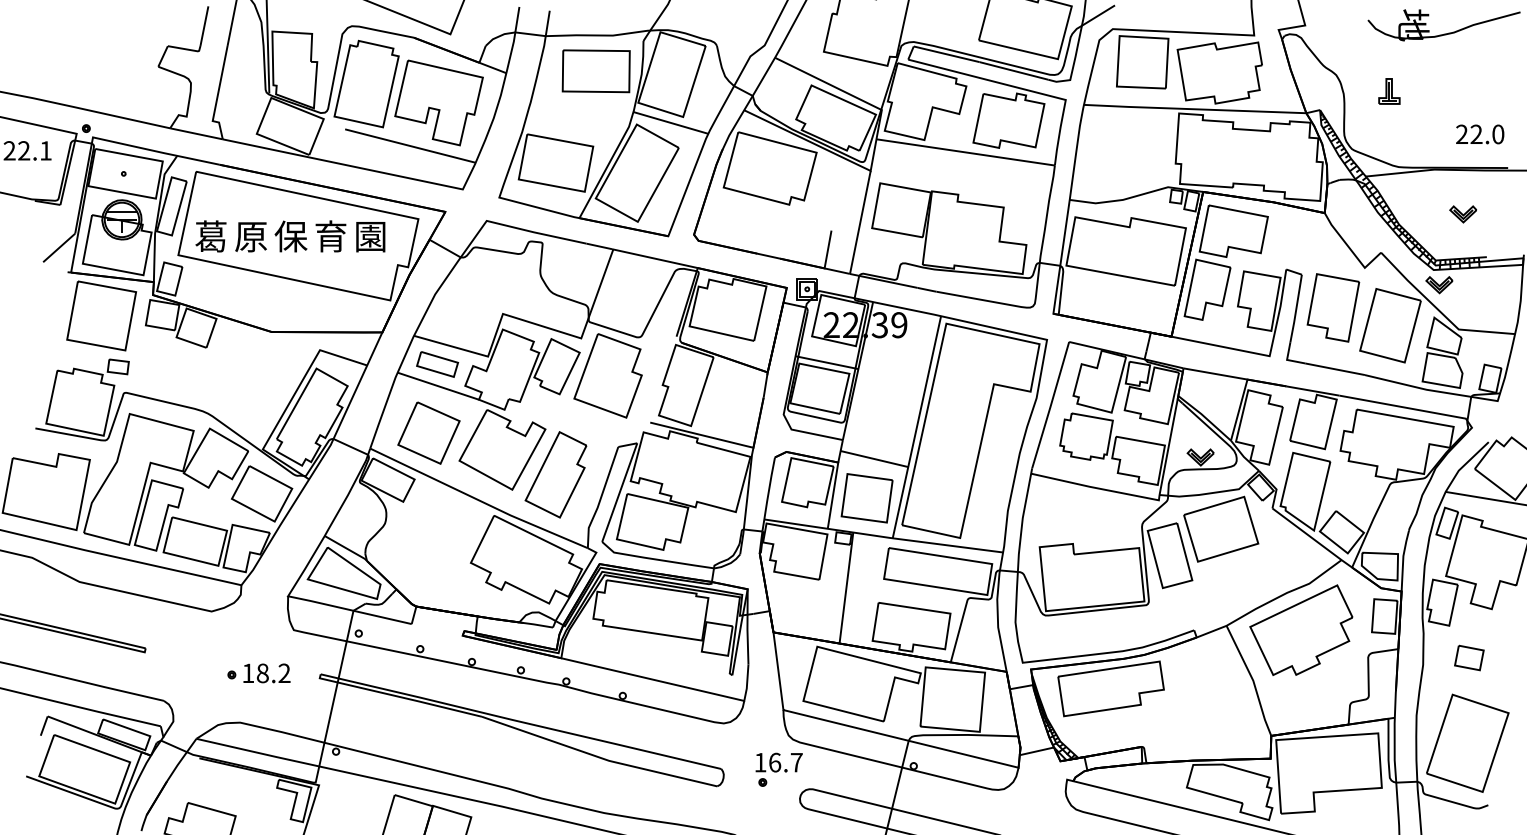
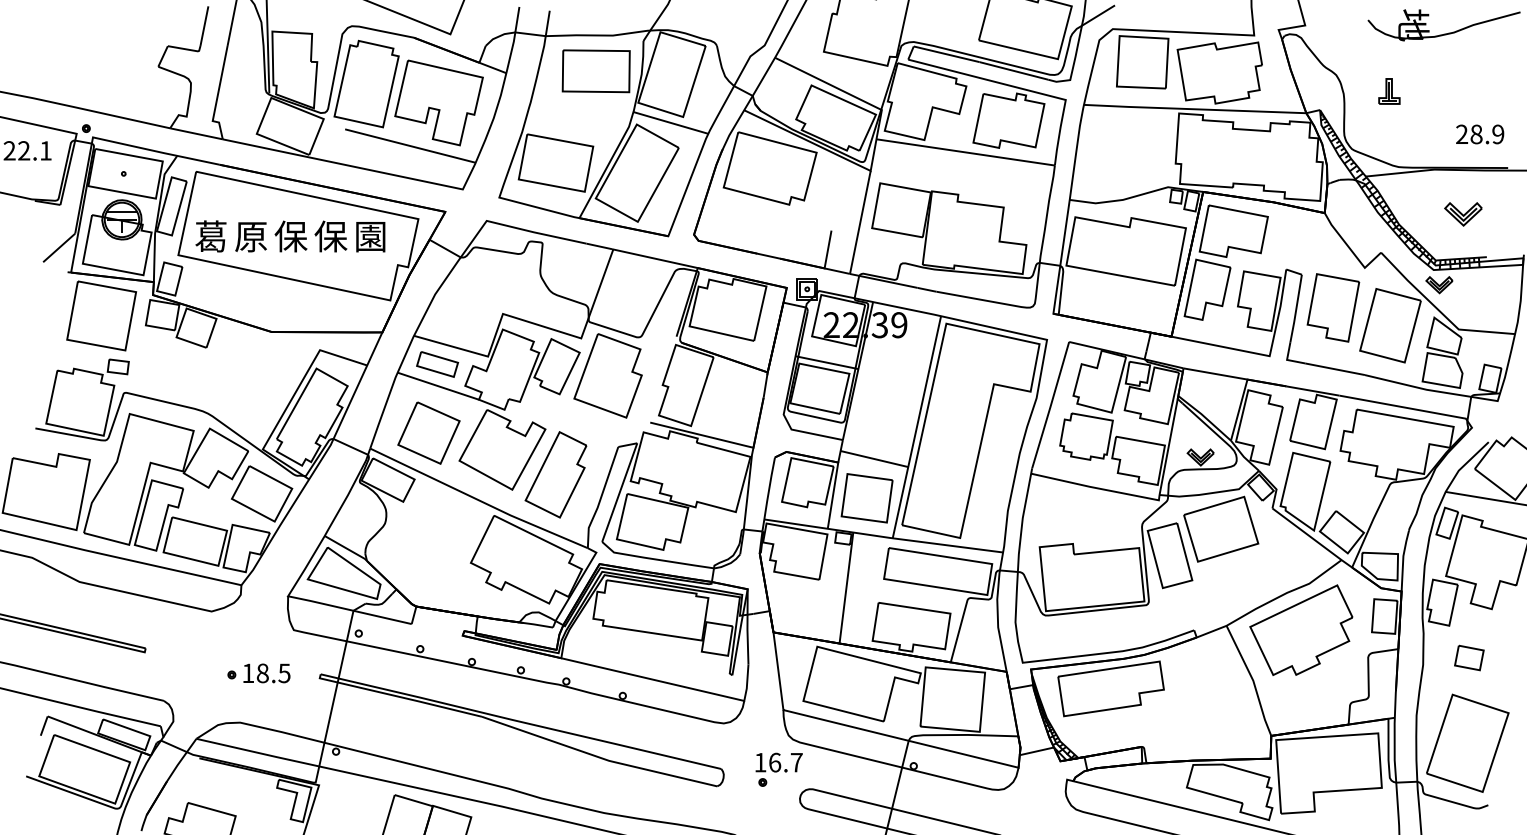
text: 22.0 -> 28.9 (1487, 134)
part size: 28x19 px -> 39x25 px (1463, 214)
text: 育 -> 保 (330, 236)
text: 18.2 -> 18.5 (284, 673)
